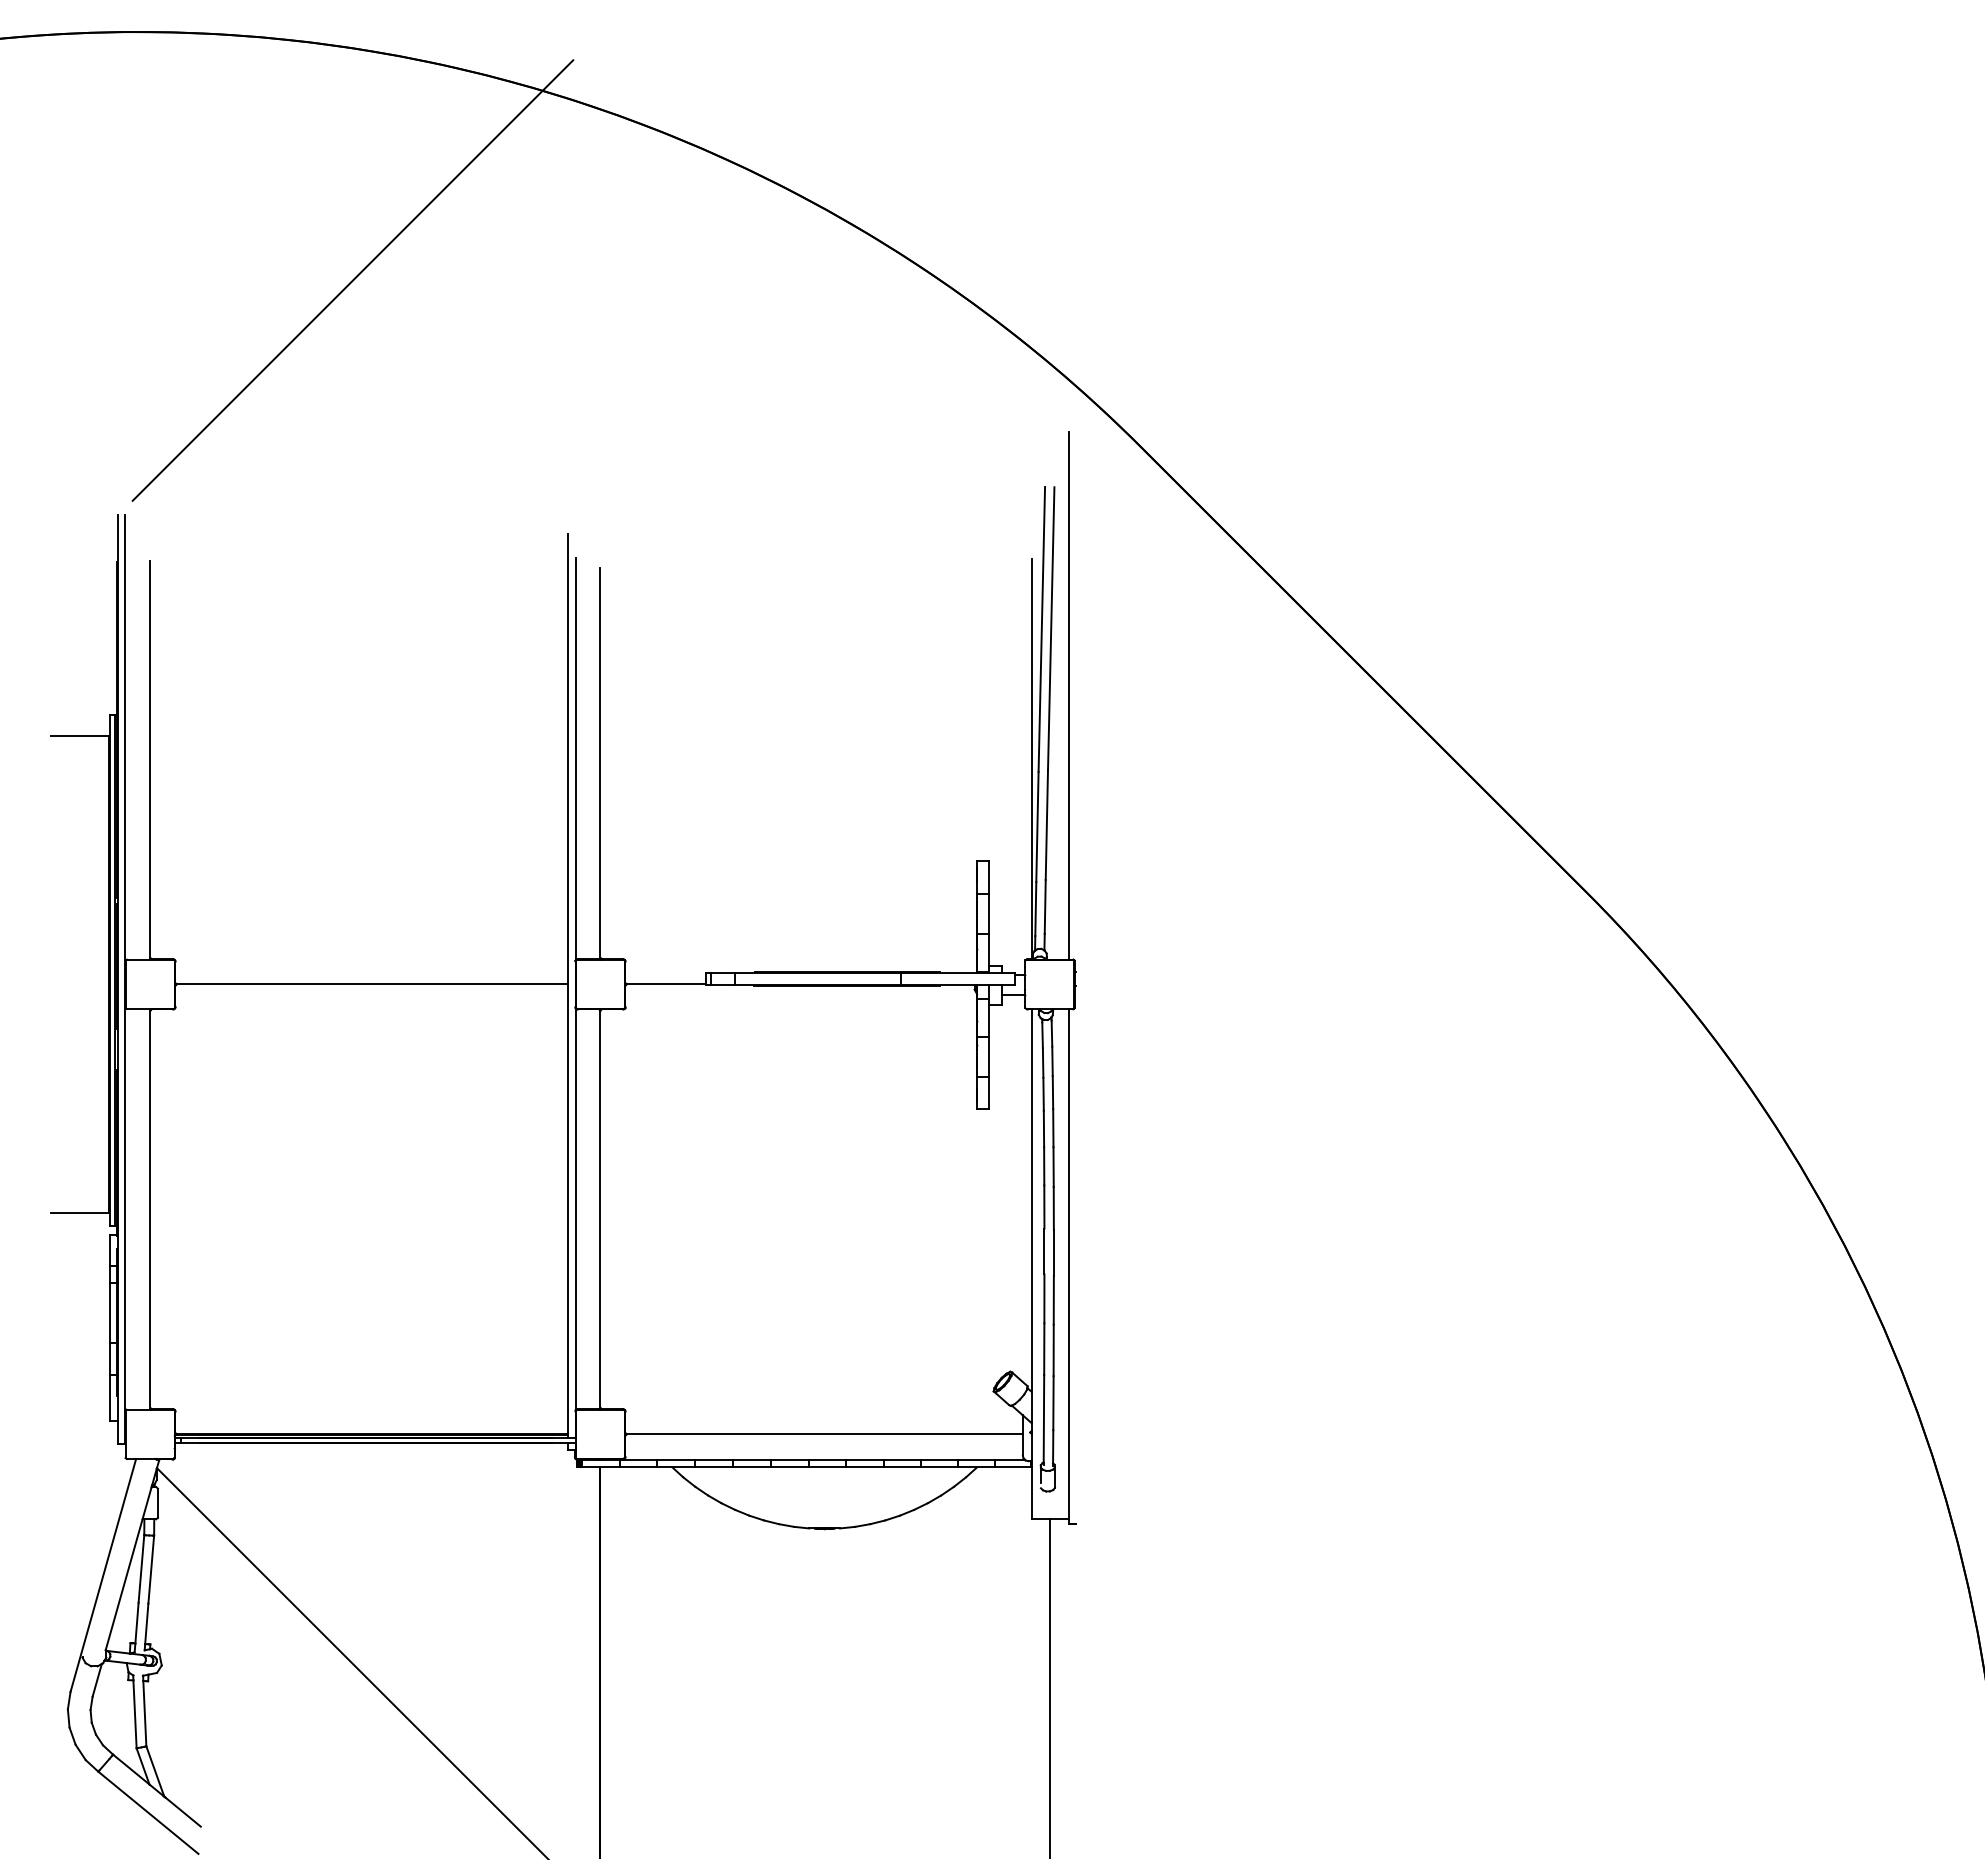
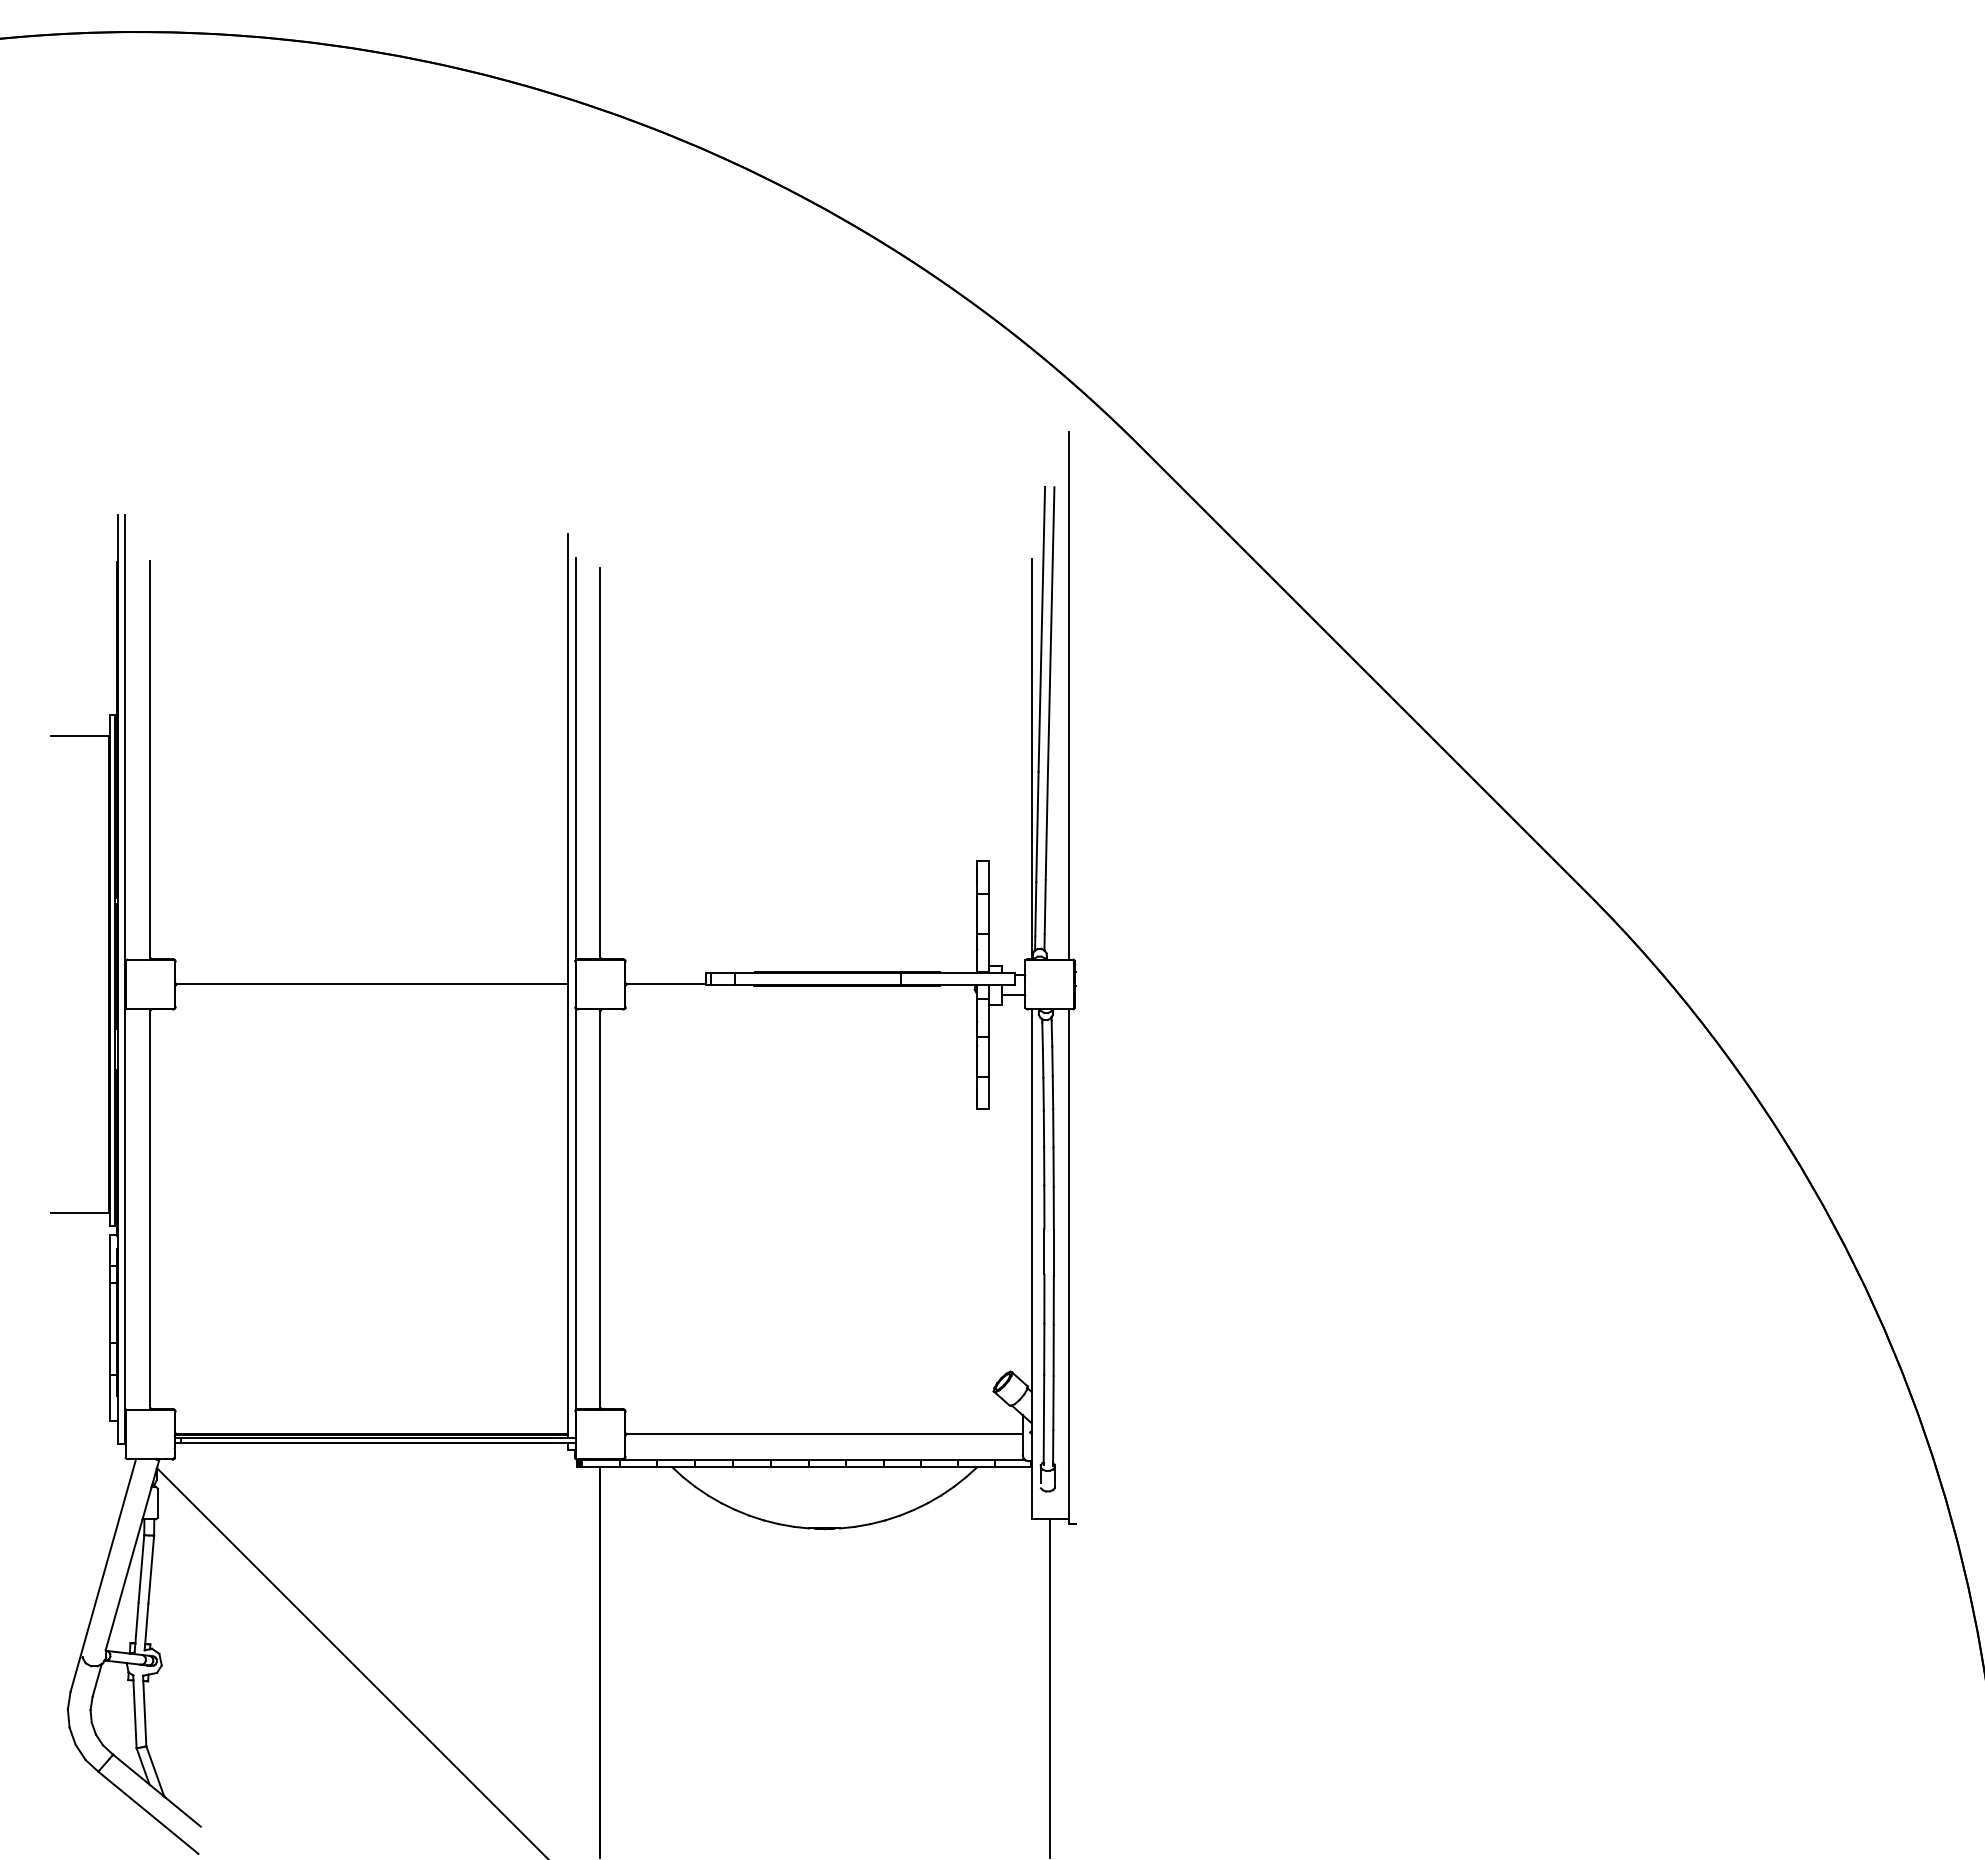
line: present -> none (352, 280)
